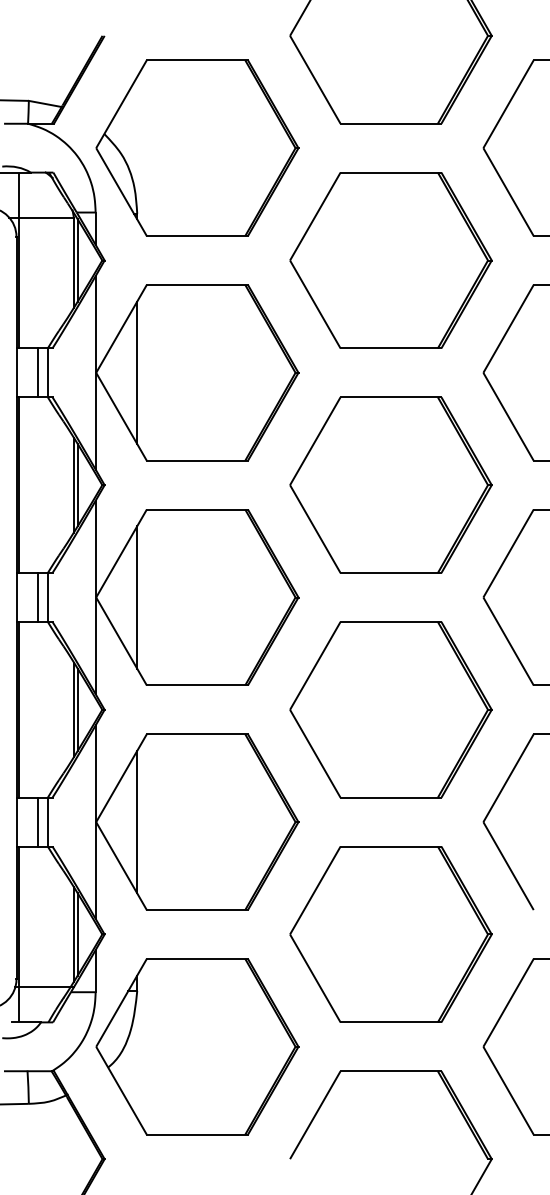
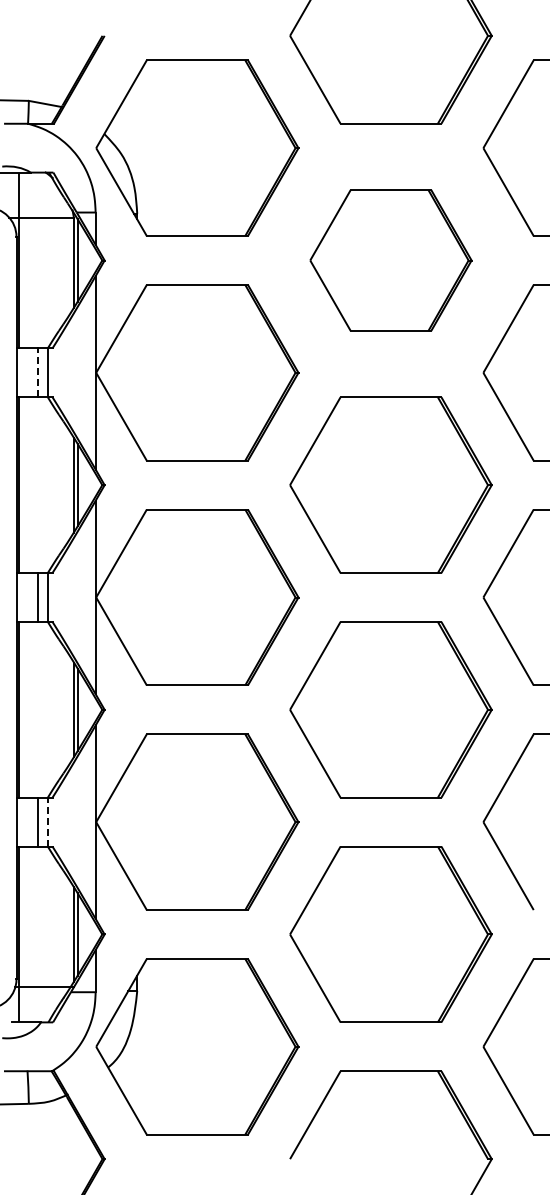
part size: 204x177 px -> 164x143 px (390, 260)
line: solid -> dashed (37, 372)
line: present -> none (137, 372)
line: present -> none (137, 597)
line: solid -> dashed (47, 821)
line: present -> none (137, 821)
